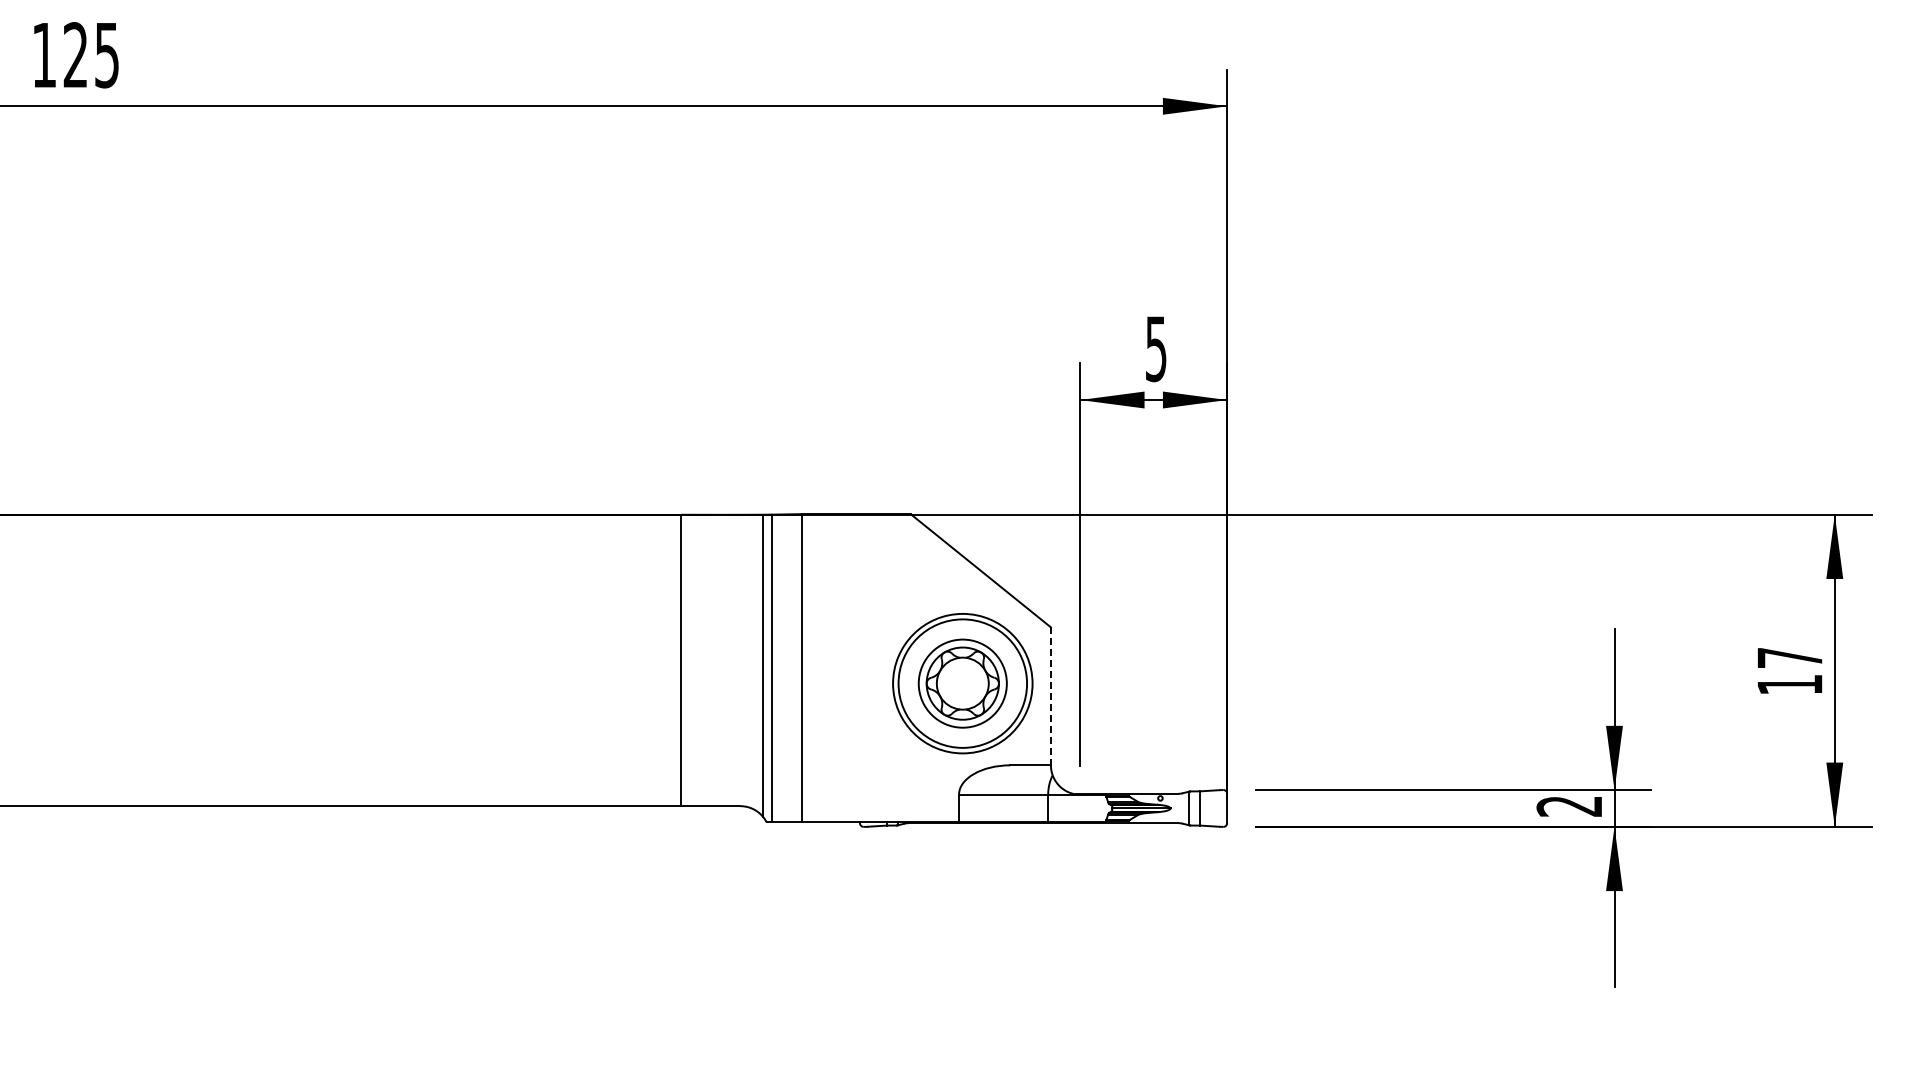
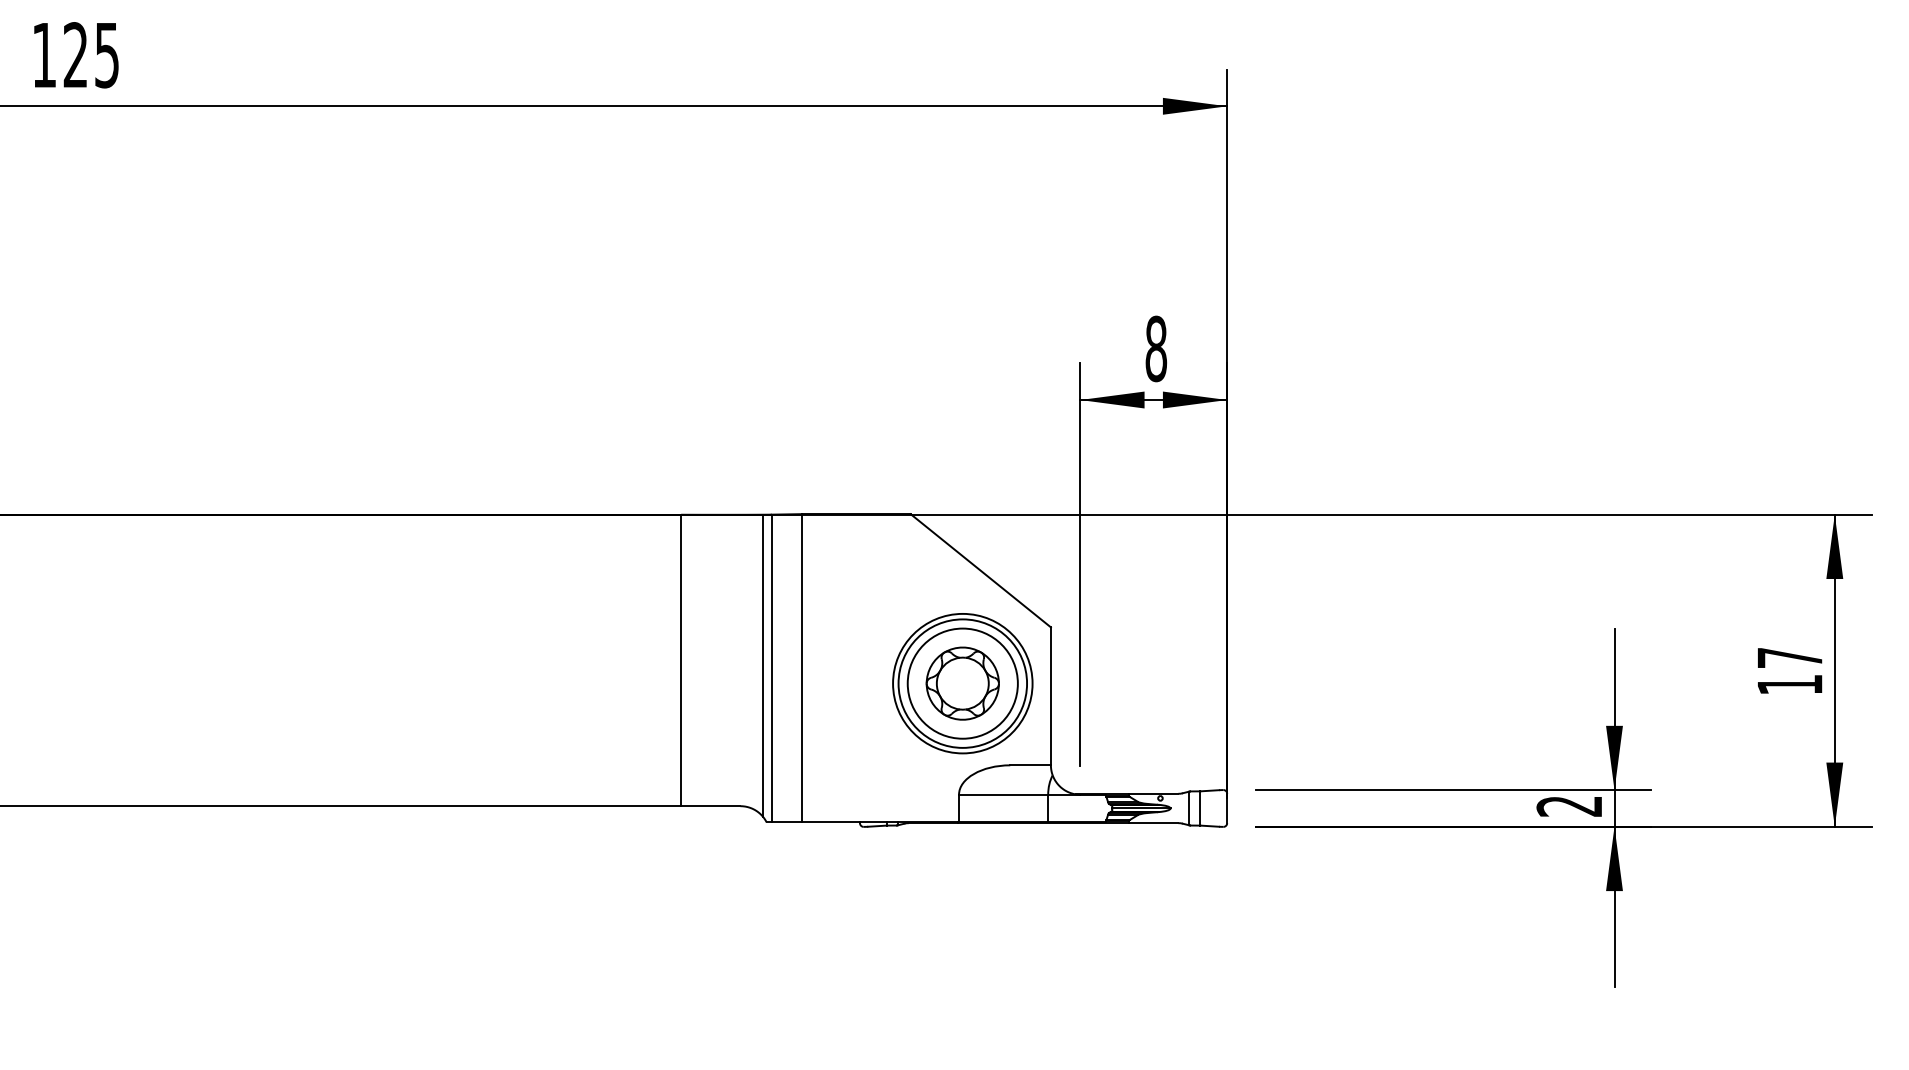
text: 5 -> 8 (1156, 348)
circle diameter: 88 px -> 110 px (962, 683)
line: dashed -> solid (1050, 696)
